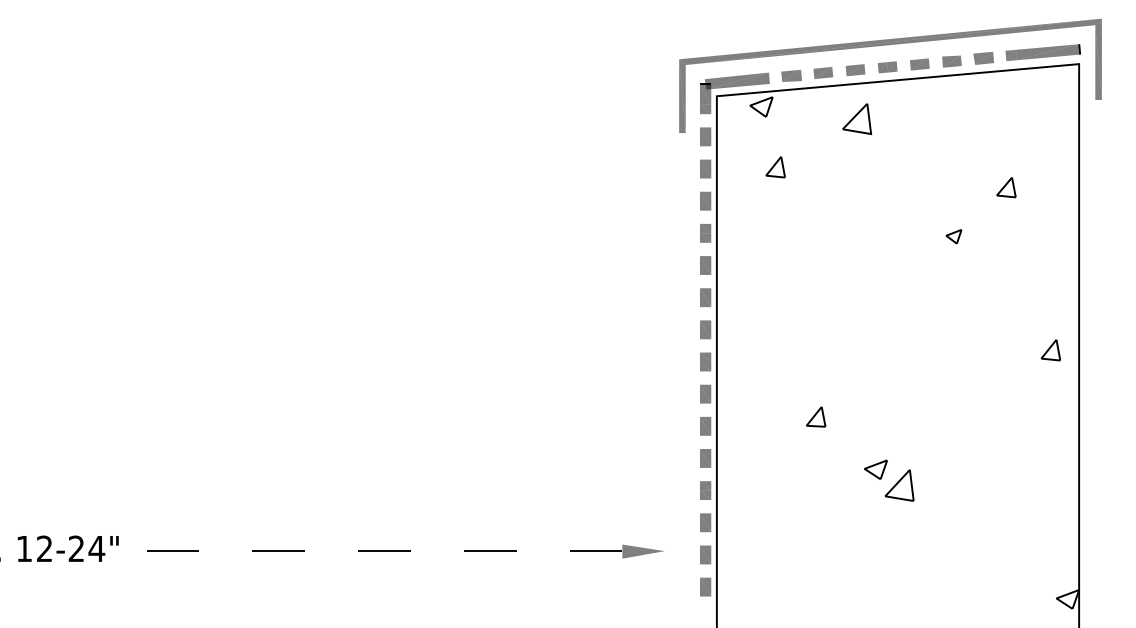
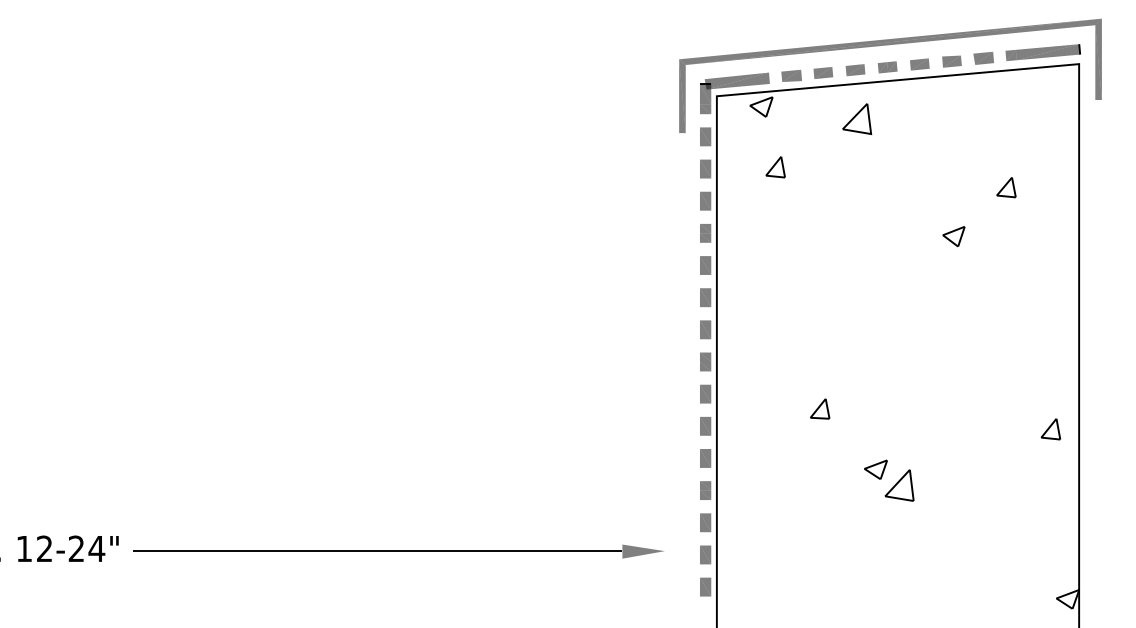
part size: 18x16 px -> 24x22 px (953, 236)
part position: (1050, 350) -> (1050, 429) (1050, 429)
part position: (816, 416) -> (820, 408) (820, 408)
line: dashed -> solid (377, 551)
